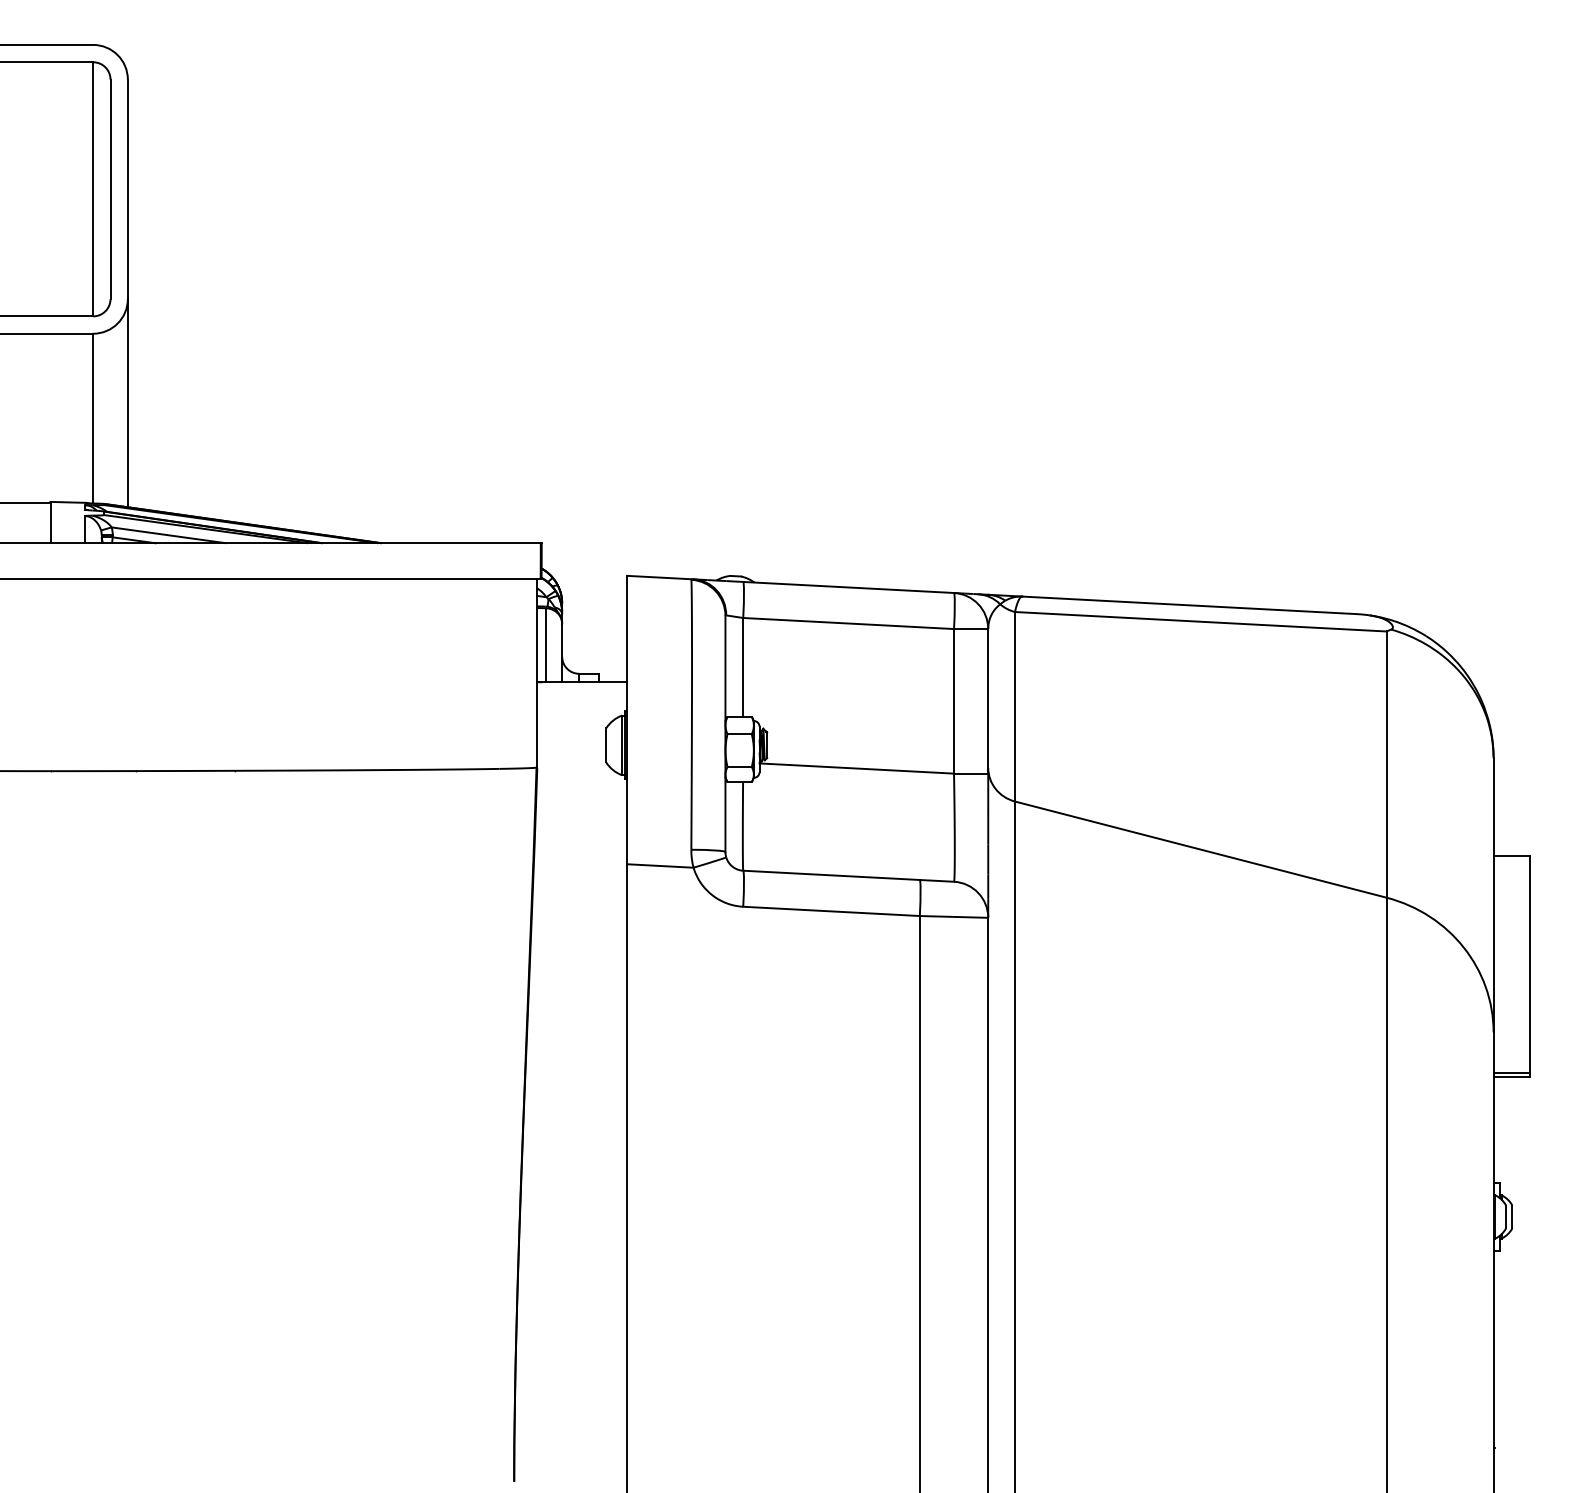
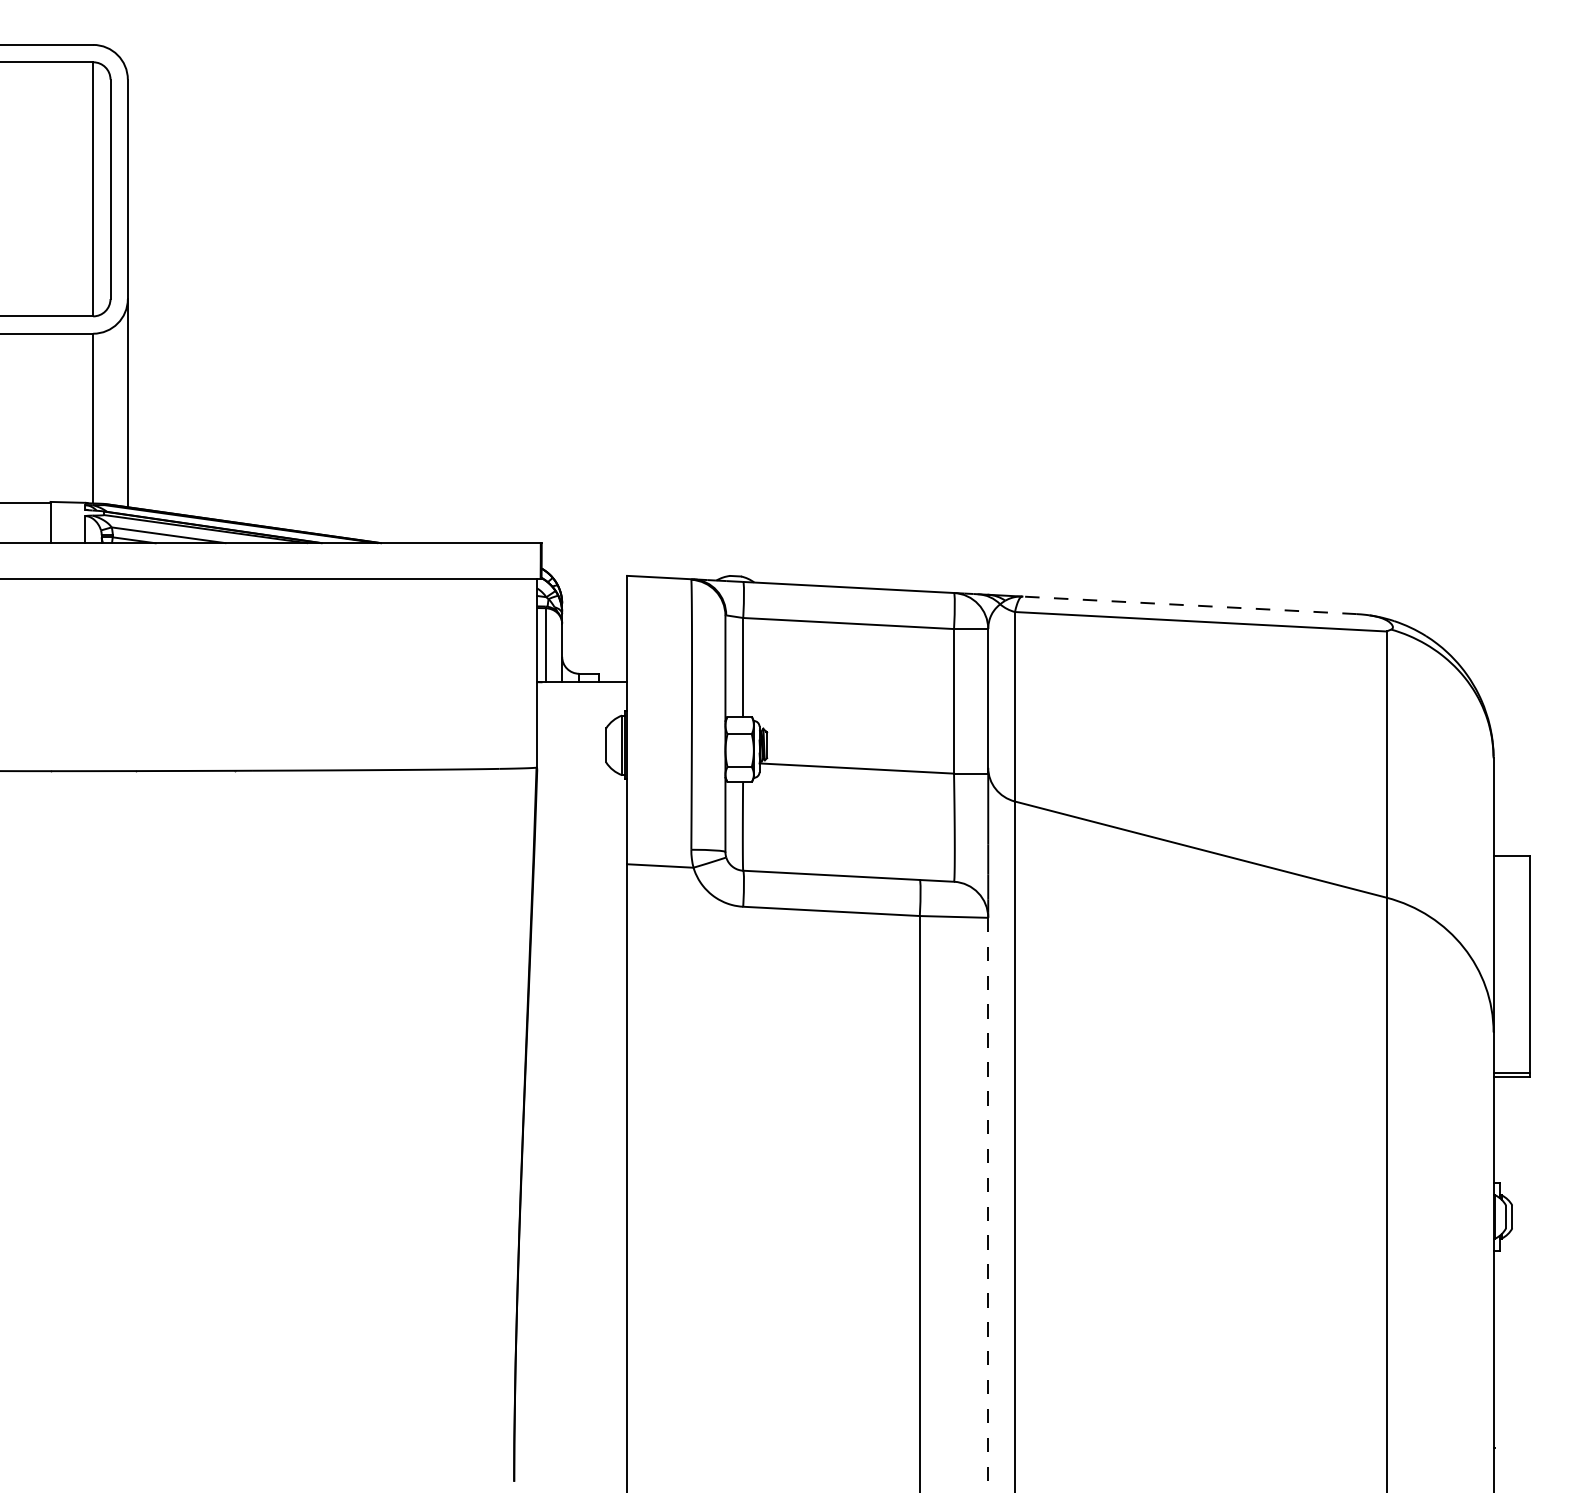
line: solid -> dashed (1189, 605)
line: solid -> dashed (988, 1205)
